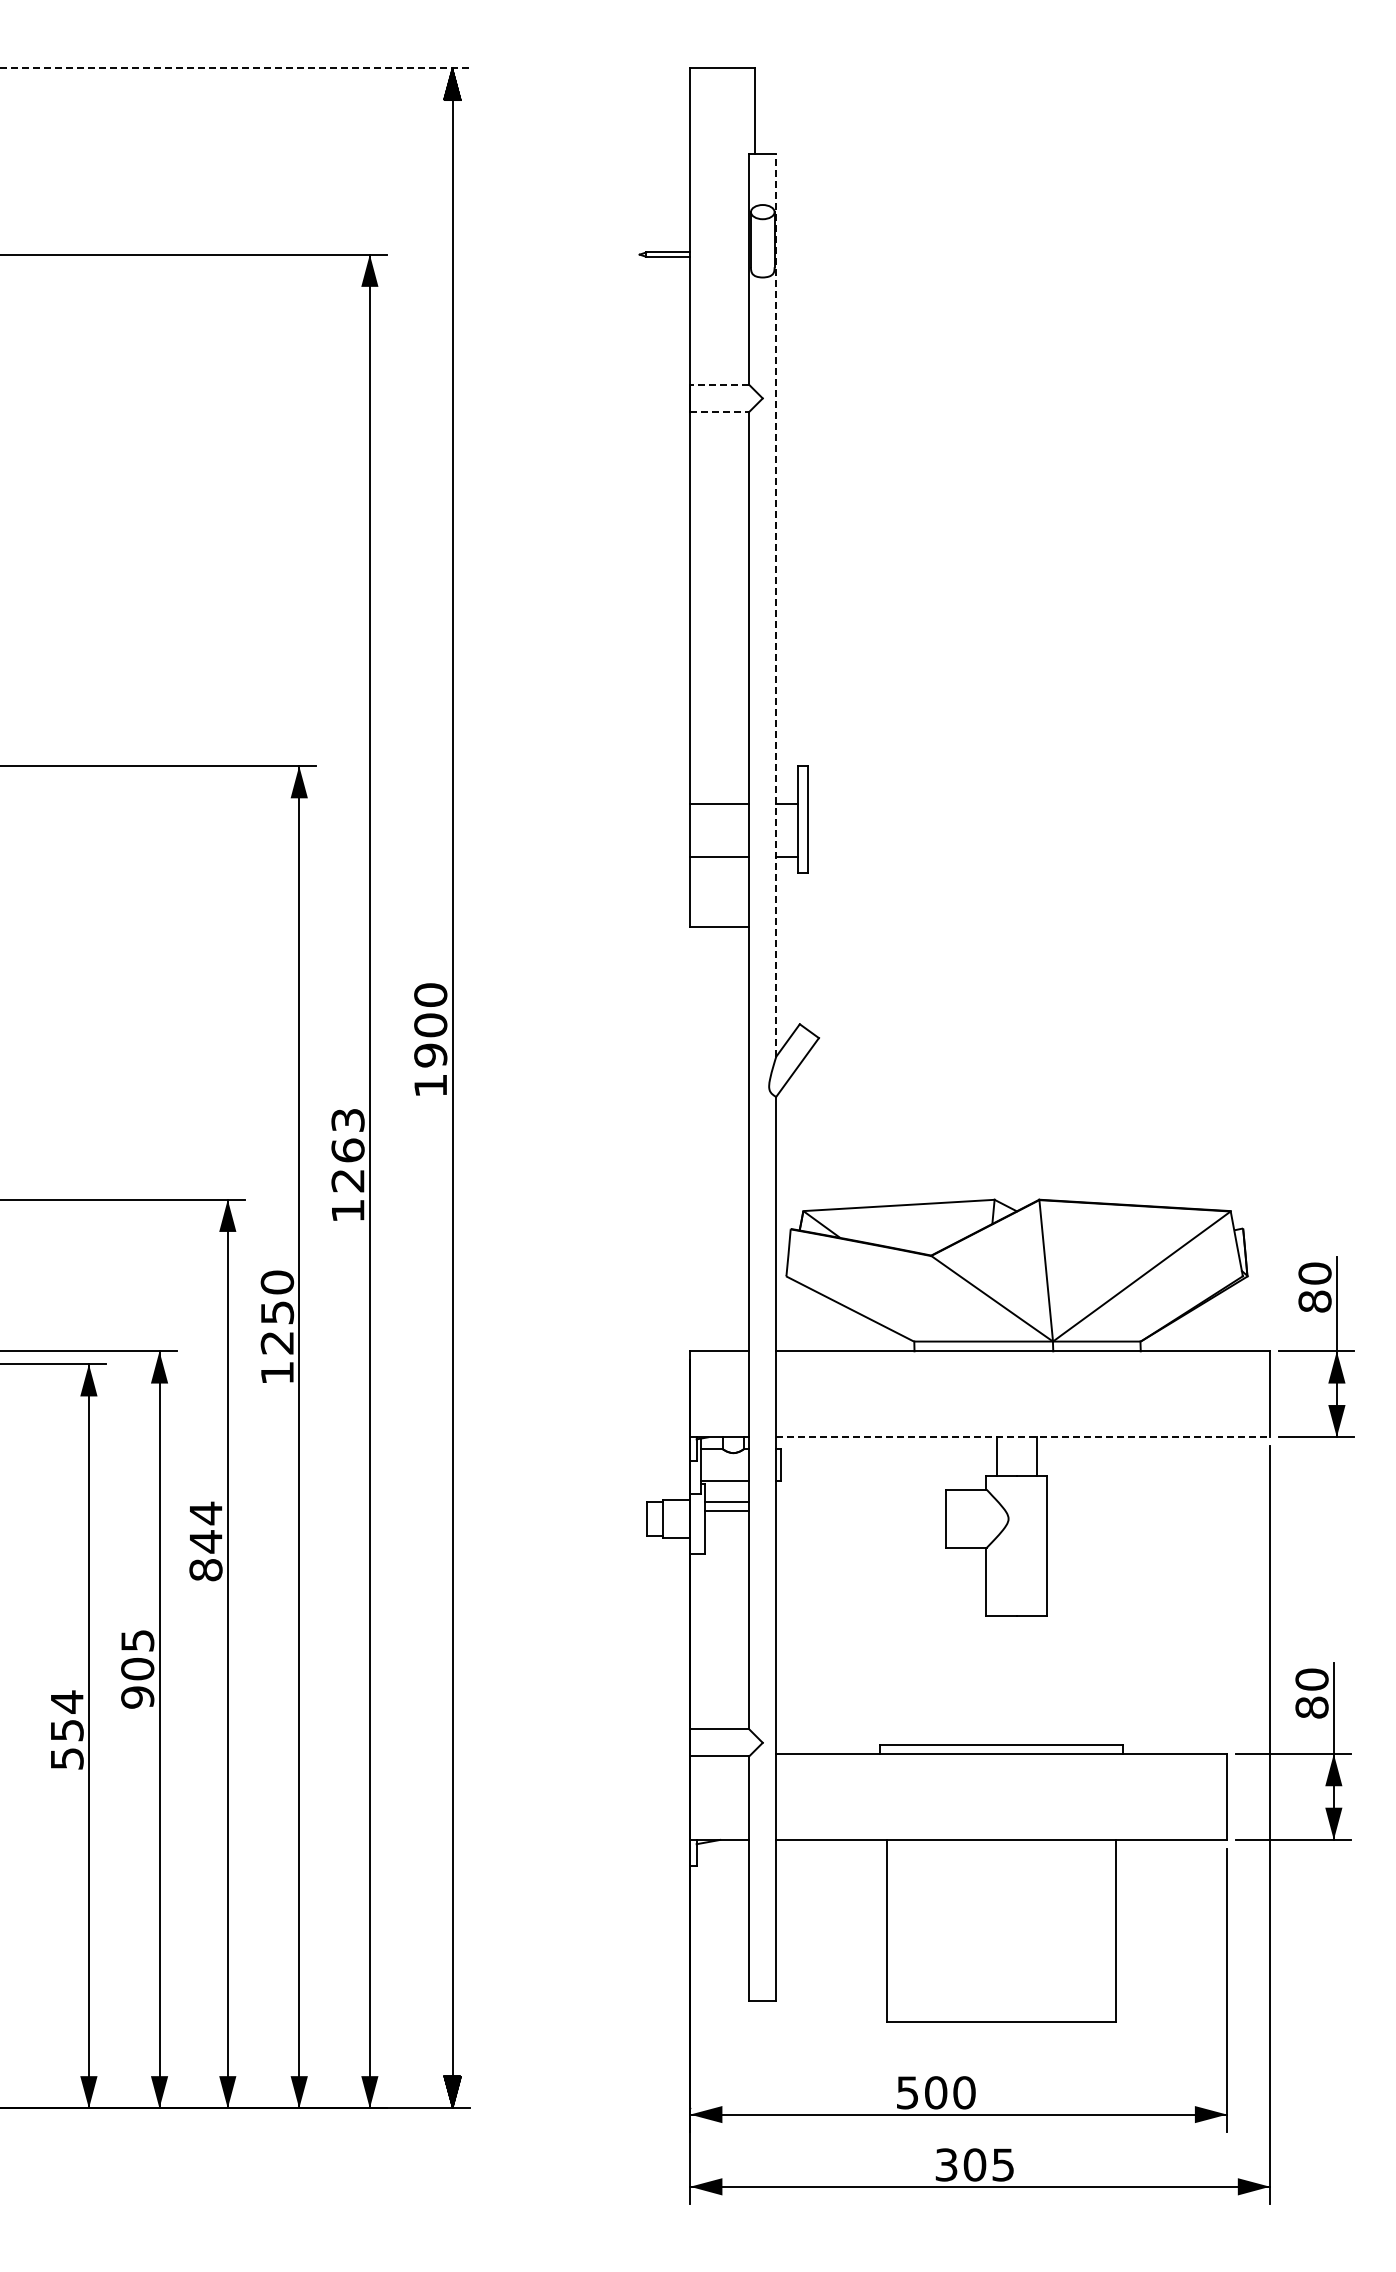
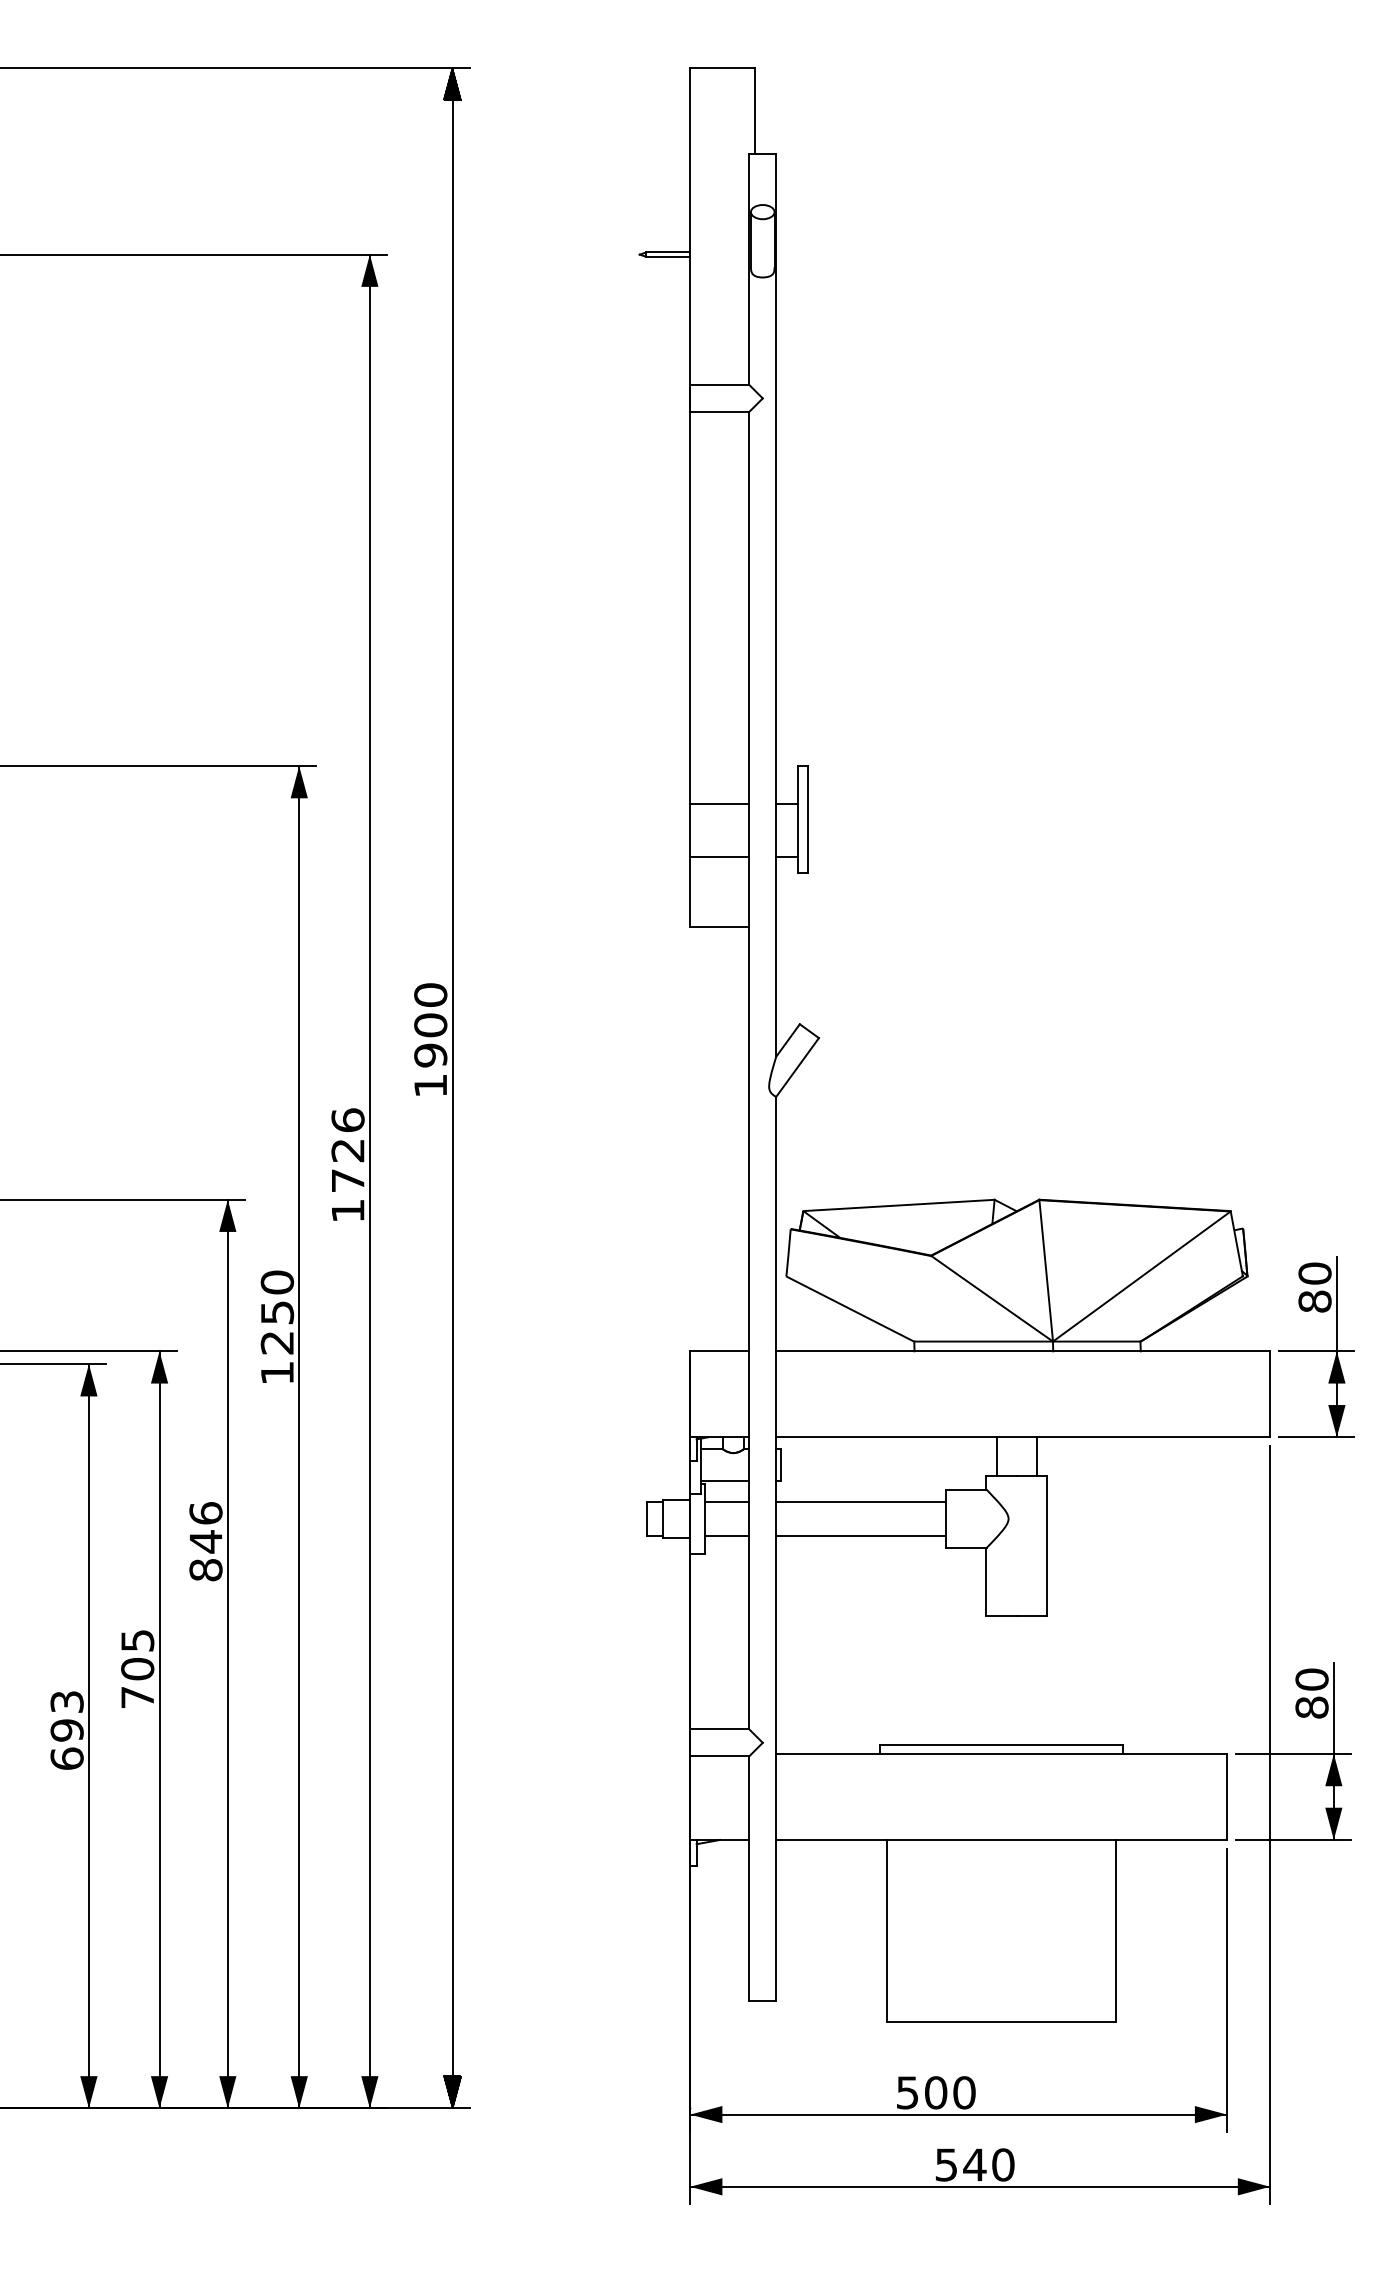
line: dashed -> solid (235, 68)
line: dashed -> solid (719, 385)
line: dashed -> solid (719, 411)
line: dashed -> solid (776, 605)
text: 1263 -> 1726 (347, 1150)
line: dashed -> solid (1023, 1437)
line: none -> present (861, 1501)
line position: (727, 1511) -> (727, 1536) (727, 1536)
text: 844 -> 846 (205, 1513)
line: none -> present (861, 1536)
text: 905 -> 705 (137, 1697)
text: 554 -> 693 (66, 1729)
text: 305 -> 540 (975, 2164)
